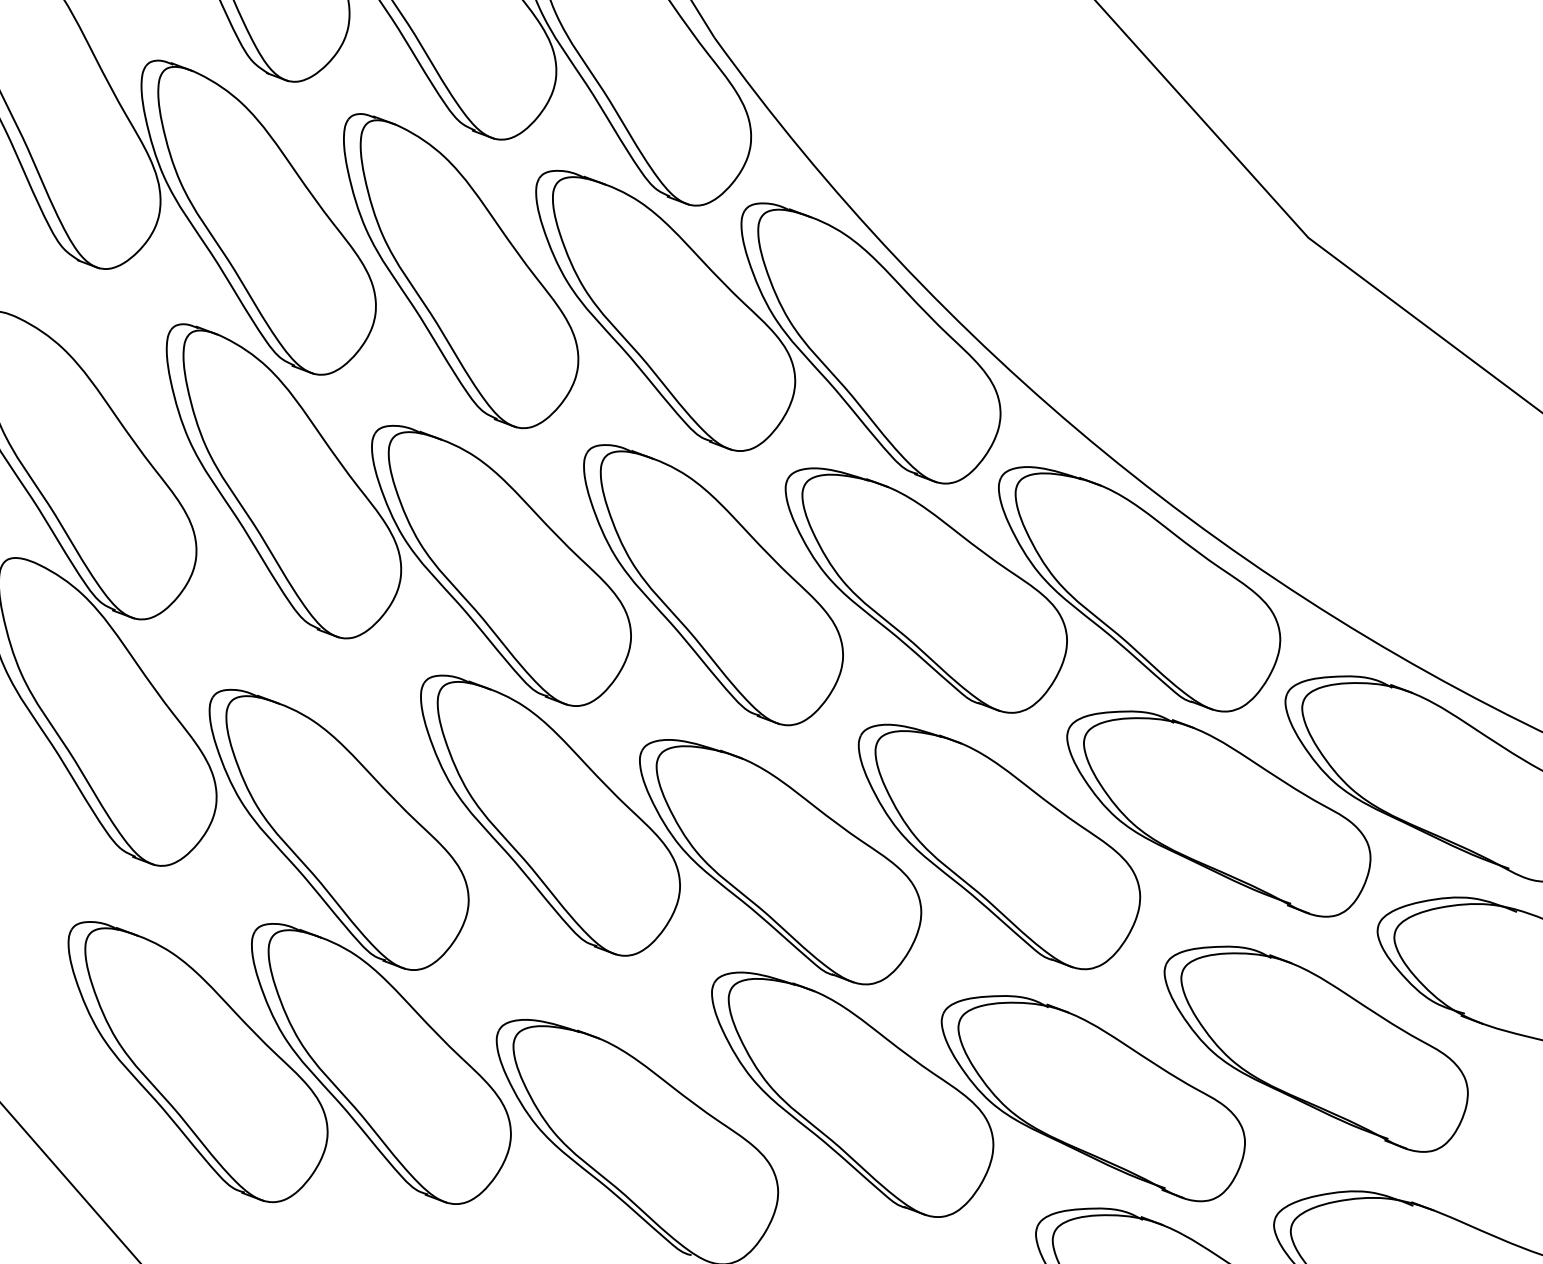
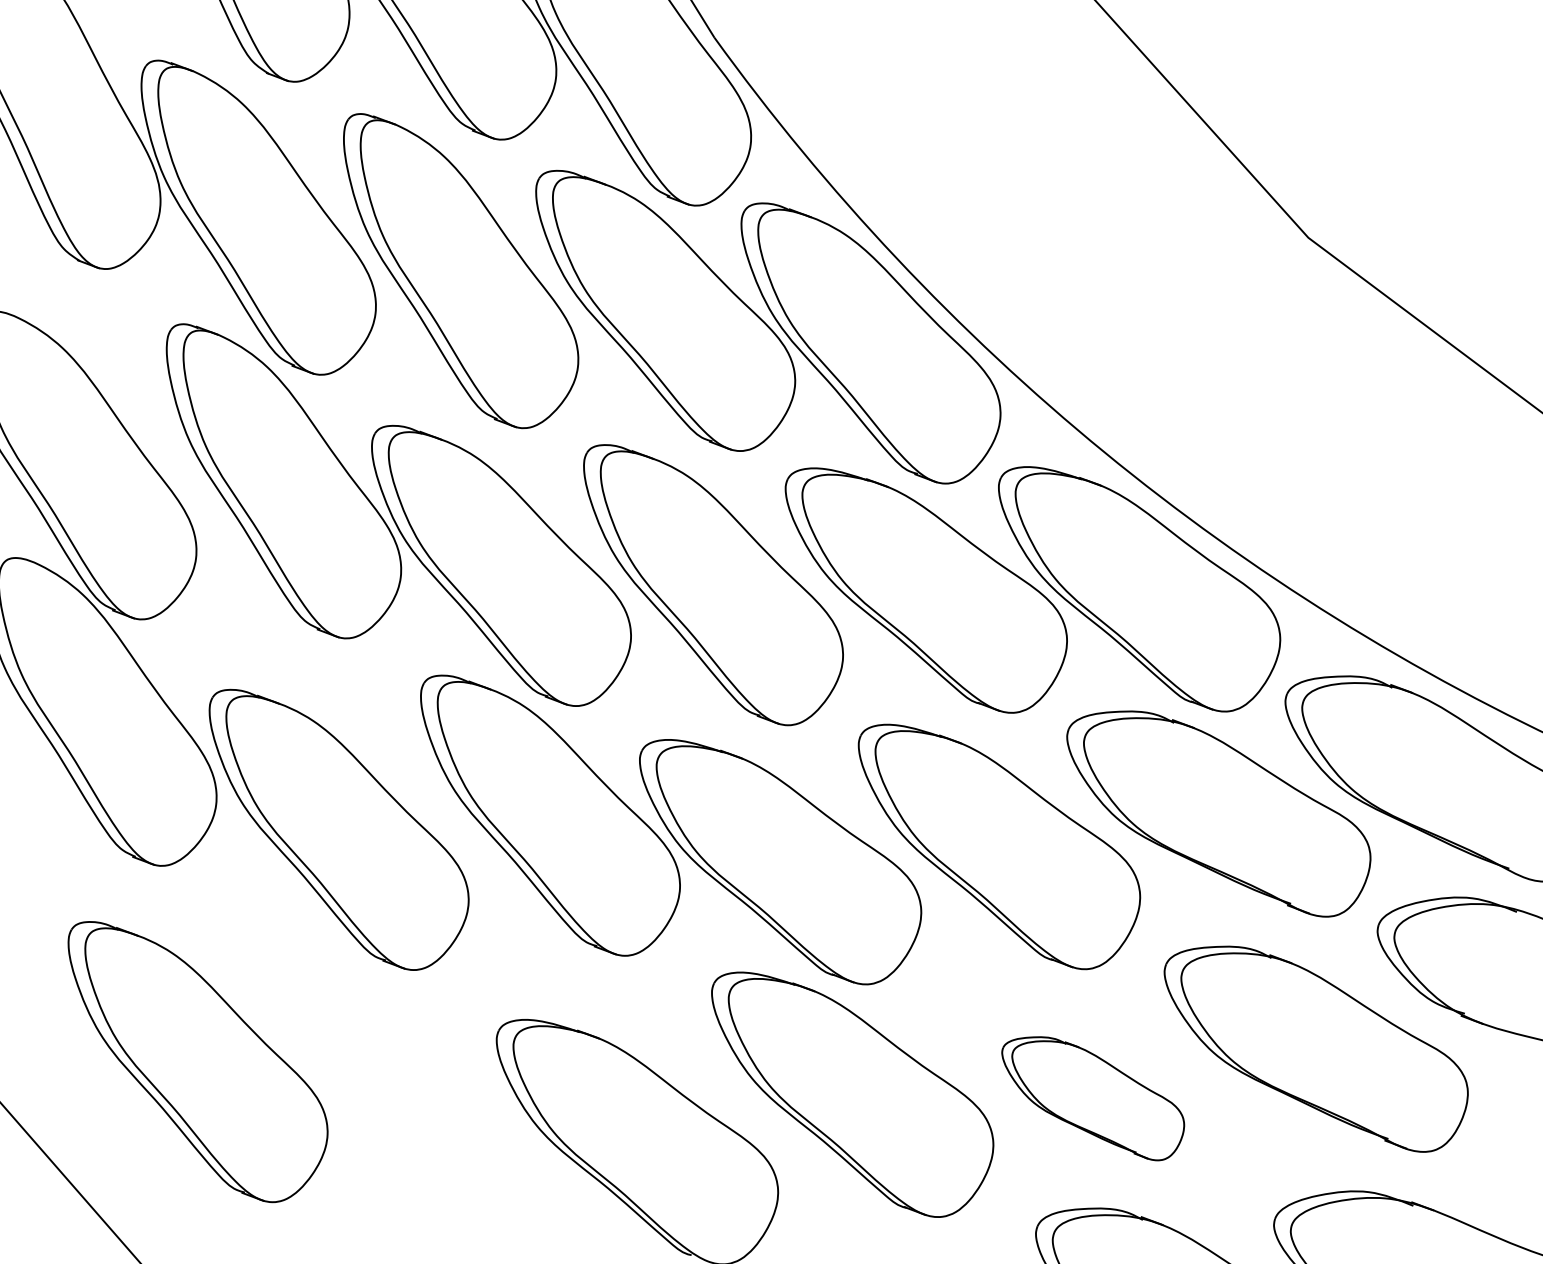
part: present -> none (381, 1063)
part size: 306x208 px -> 185x126 px (1093, 1098)
